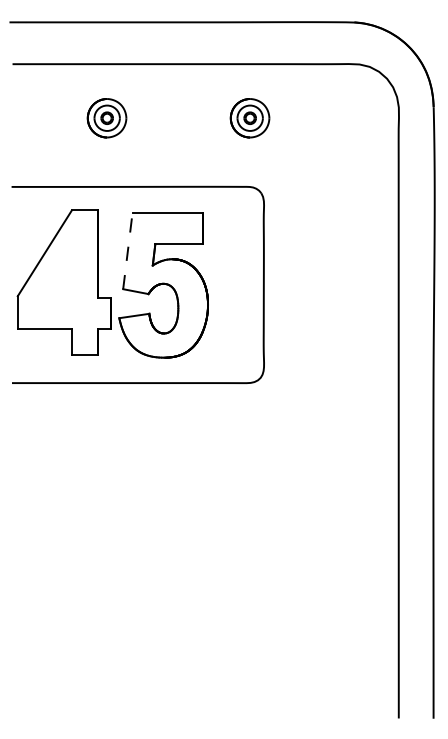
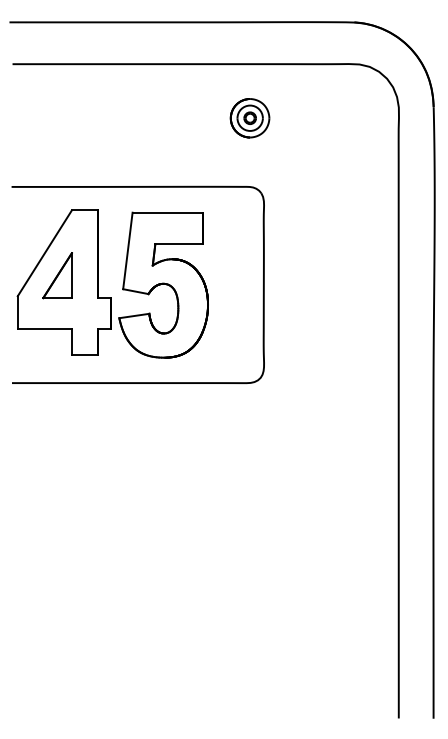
part: present -> none (106, 118)
line: dashed -> solid (127, 250)
part: none -> present (57, 275)
